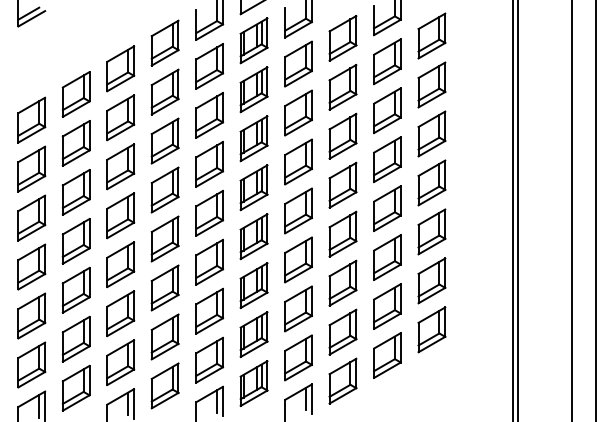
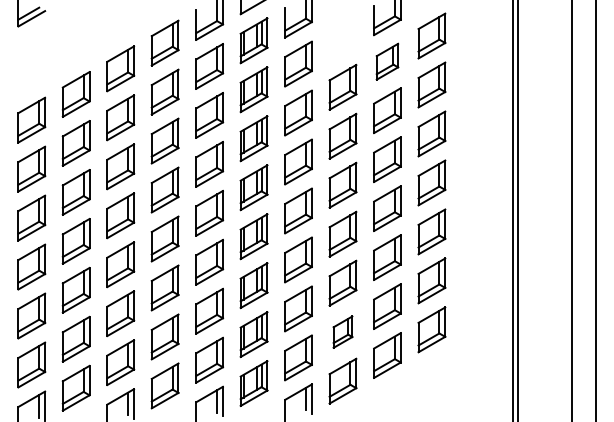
part: present -> none (342, 38)
part size: 29x48 px -> 25x39 px (387, 61)
part size: 30x48 px -> 22x34 px (342, 331)
